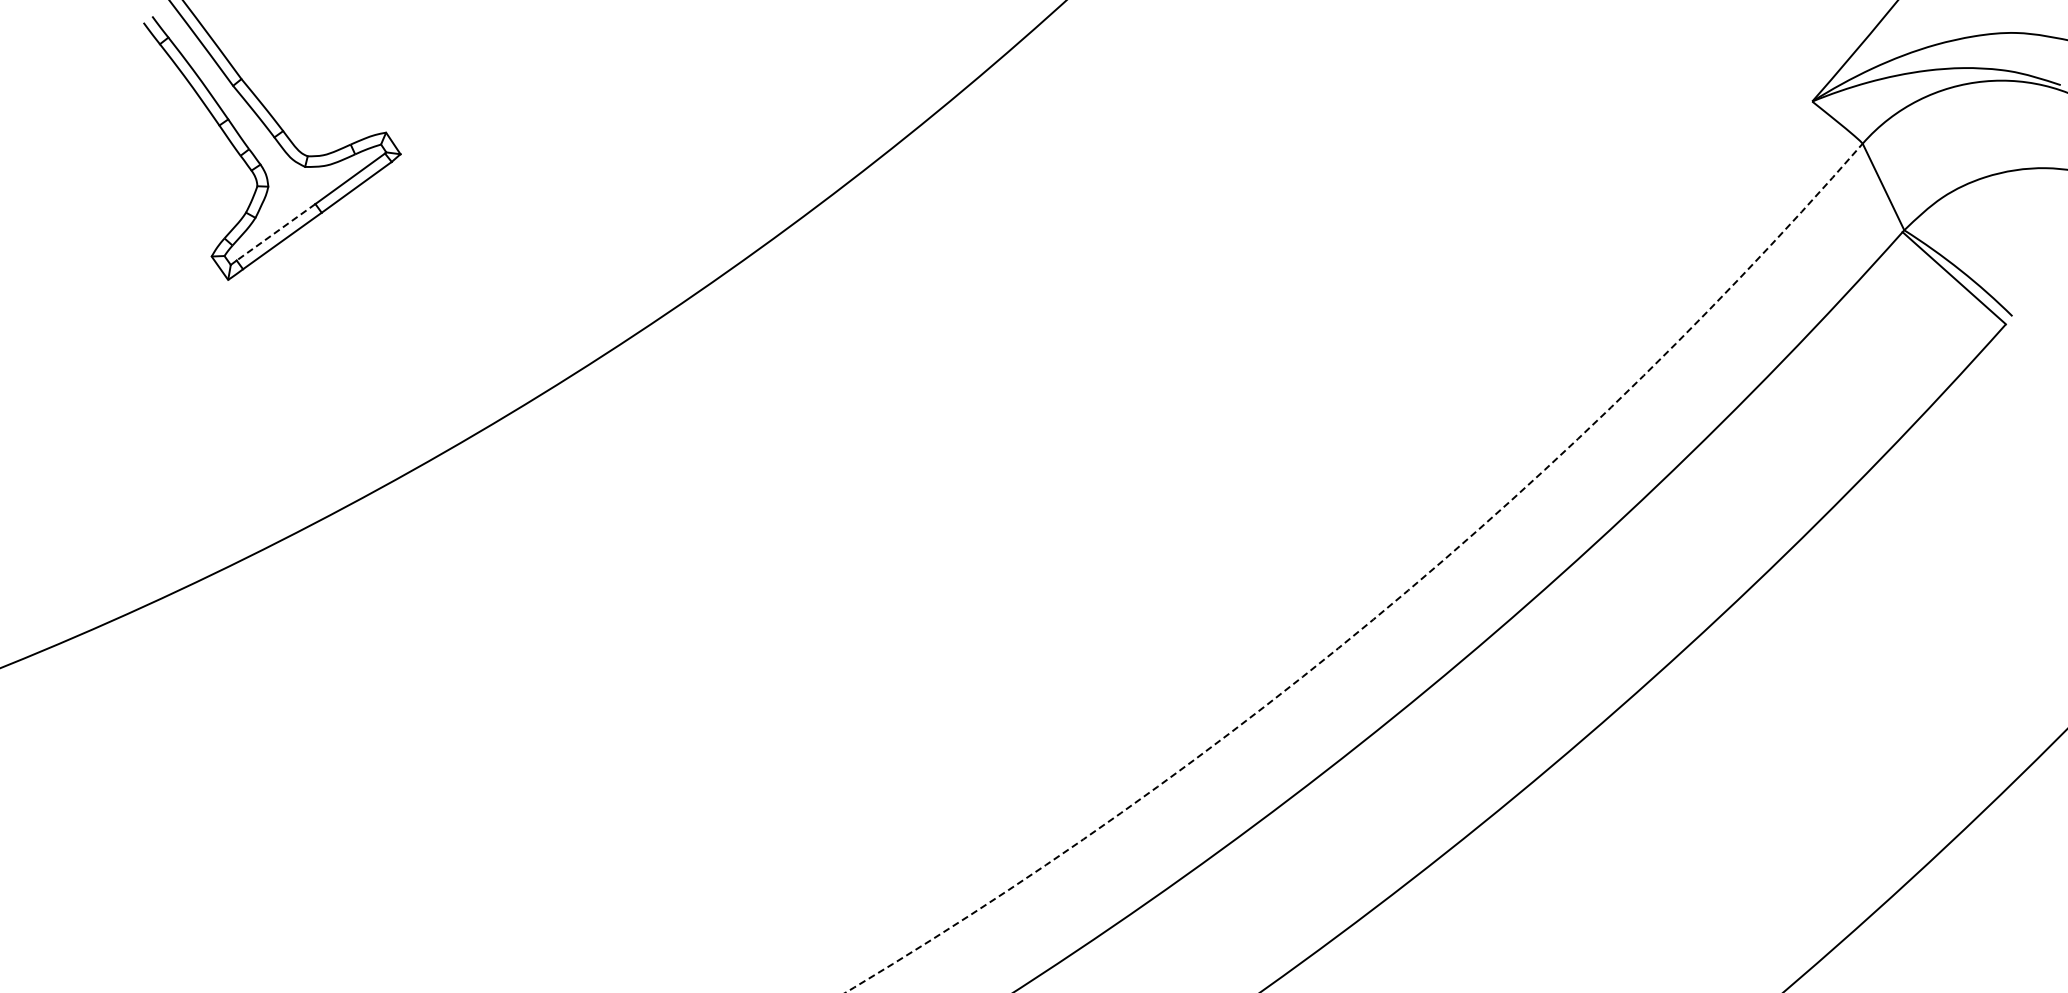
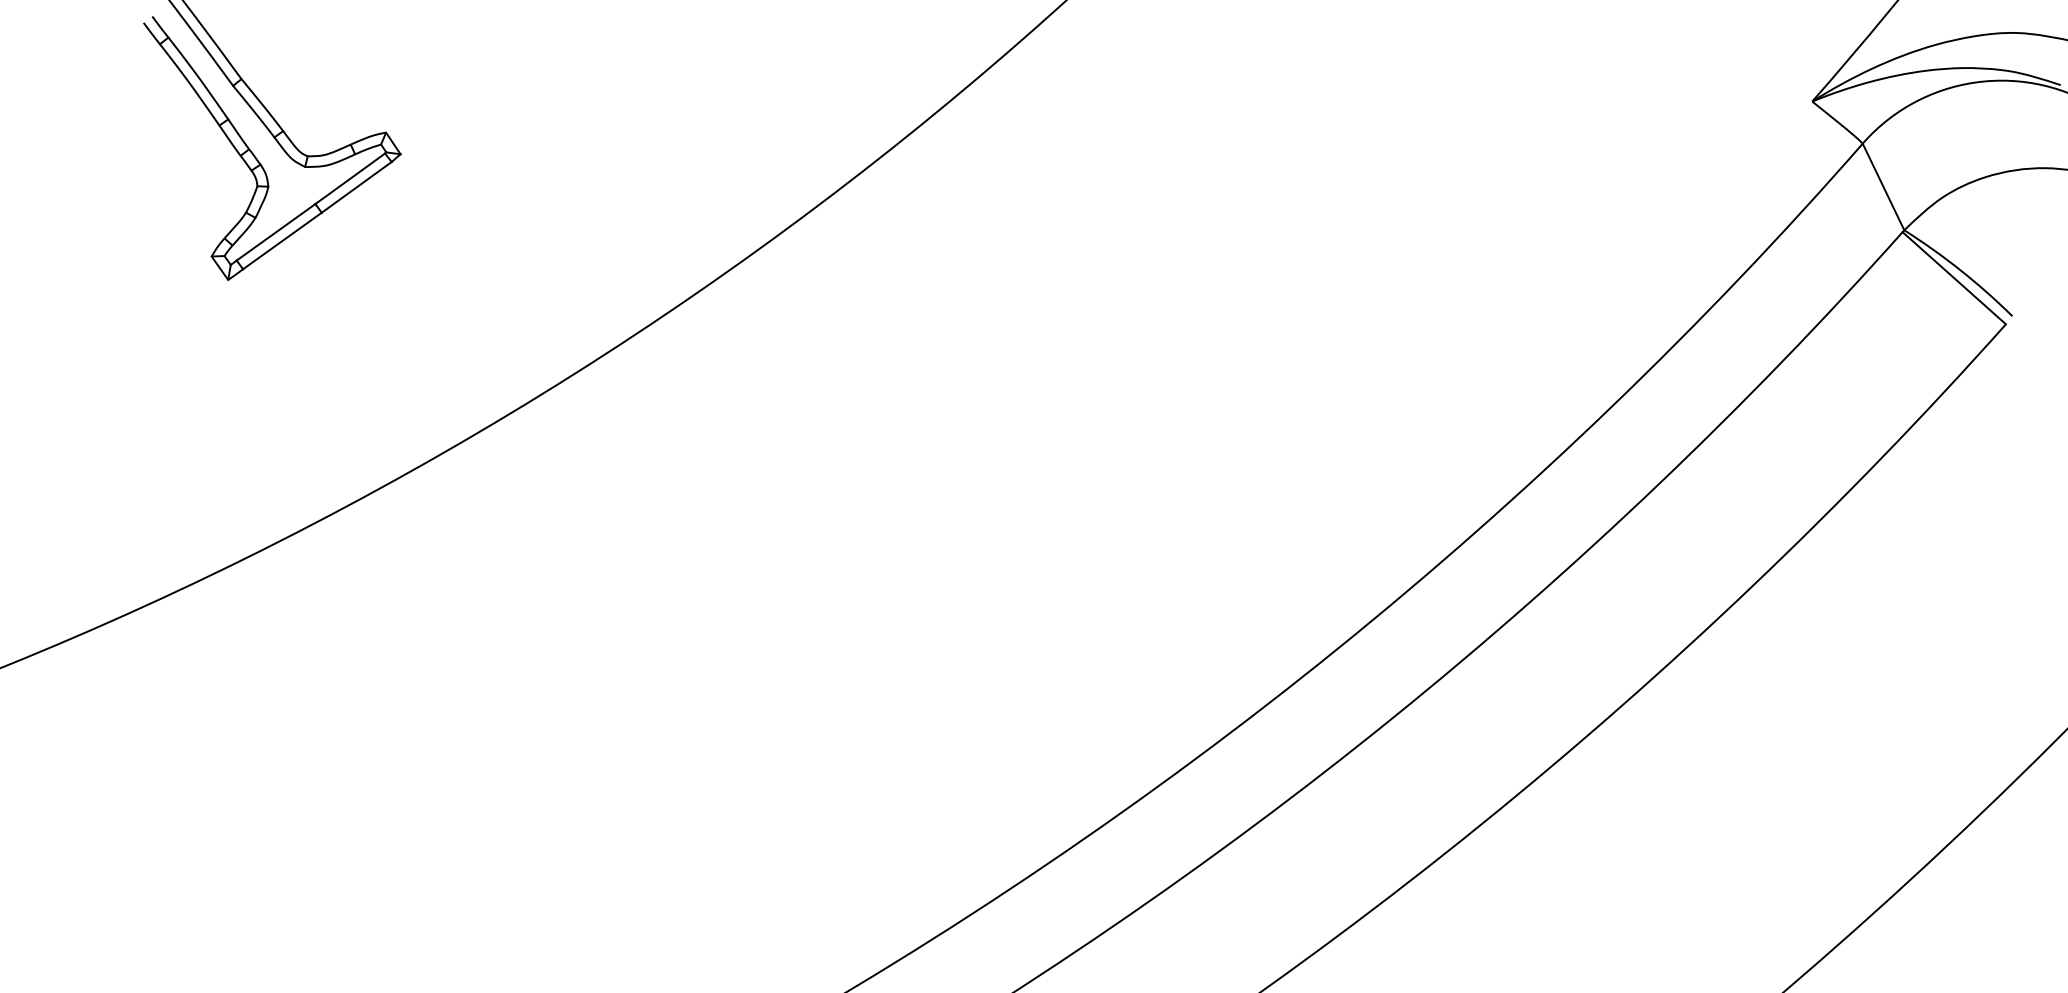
line: dashed -> solid (275, 232)
arc: dashed -> solid (1387, 608)
